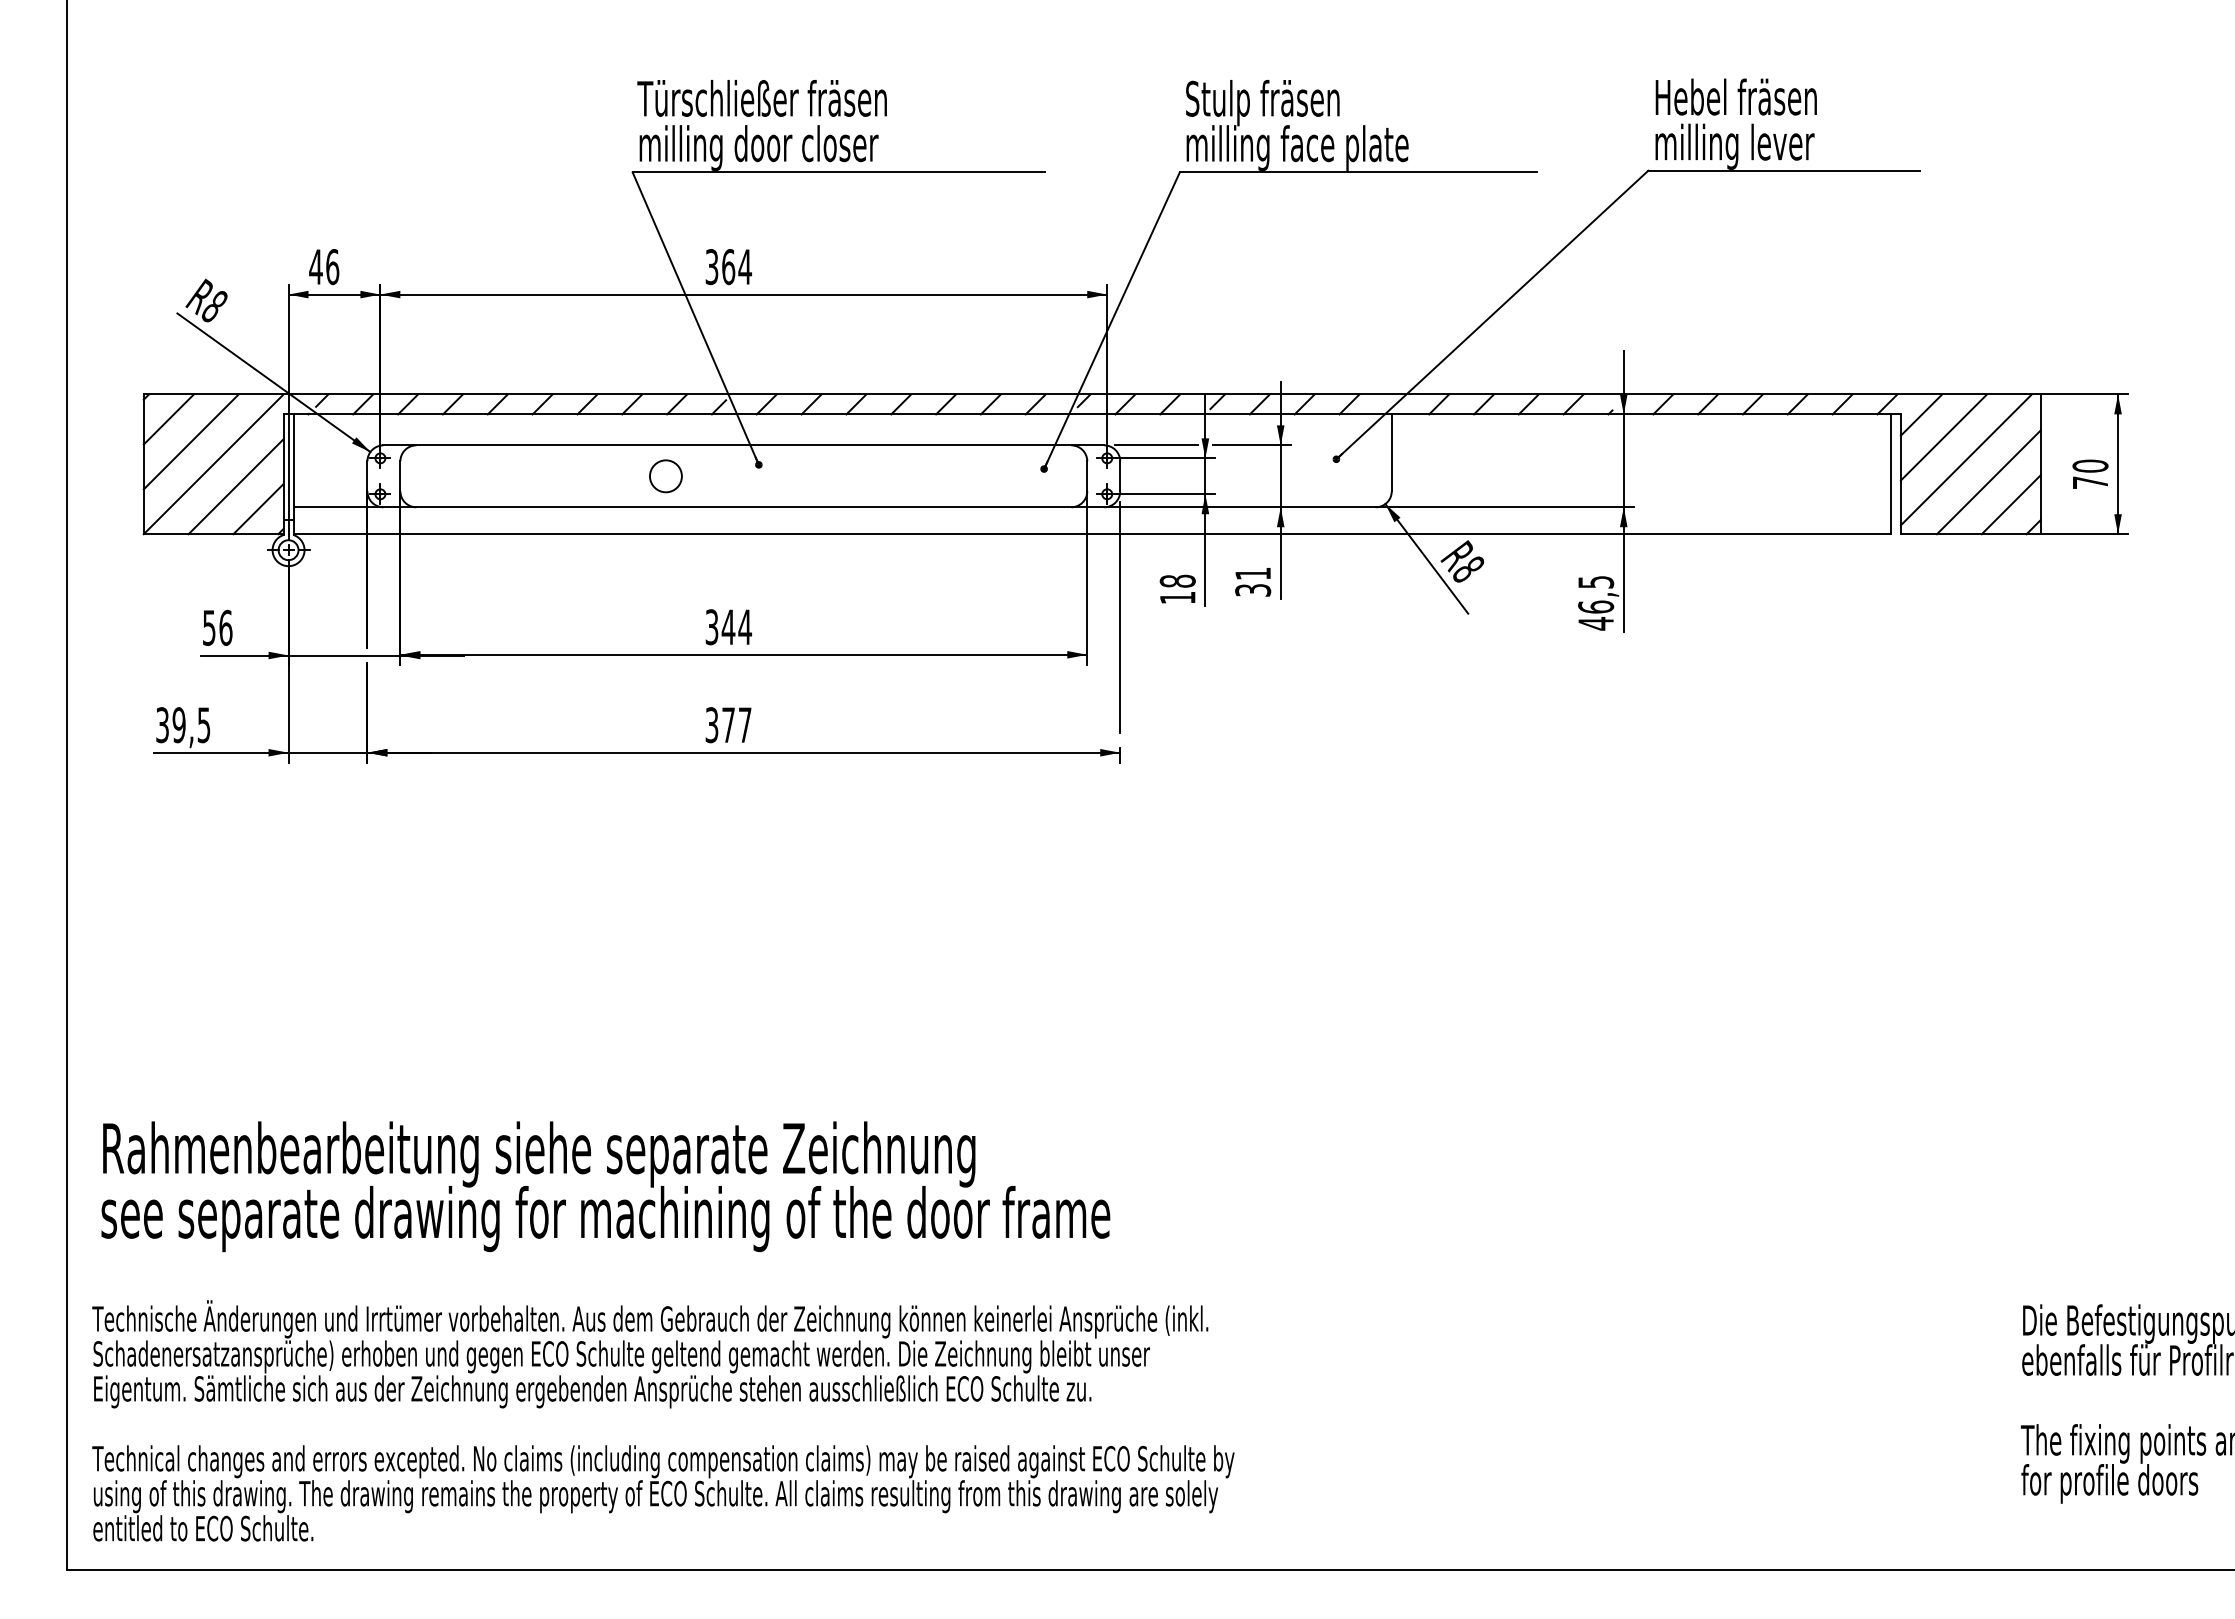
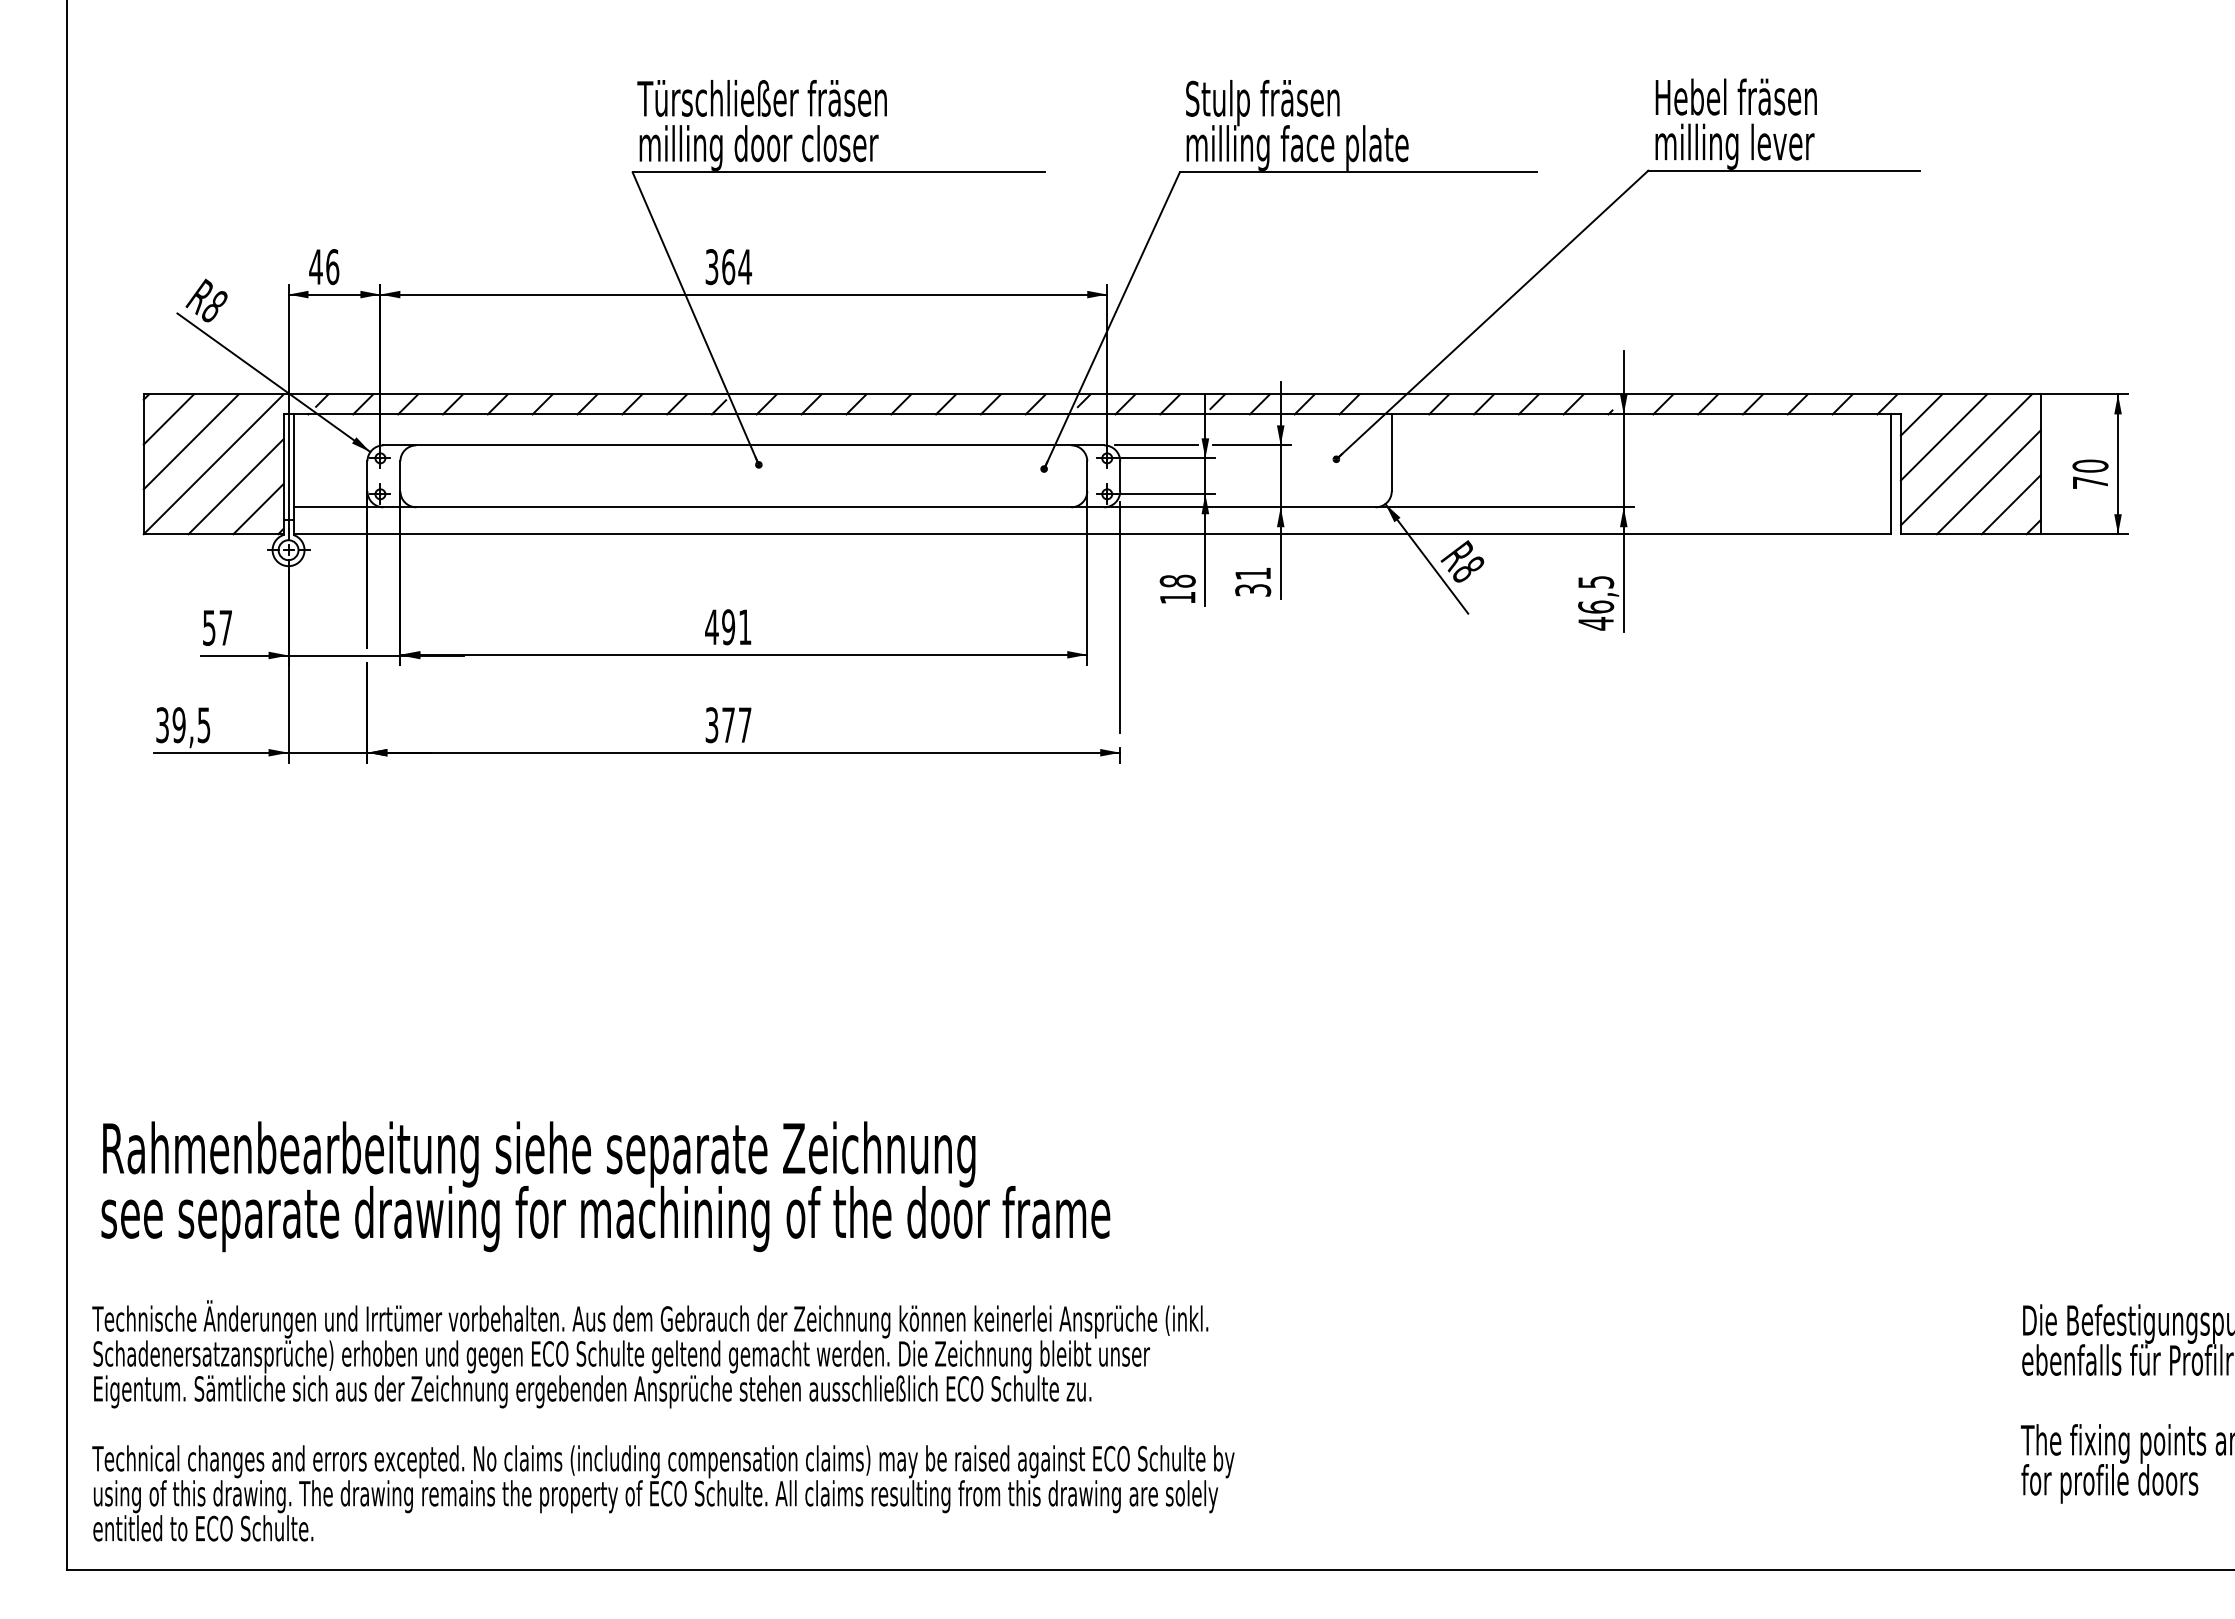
circle: present -> none (665, 476)
text: 56 -> 57 (225, 627)
text: 344 -> 491 (728, 627)
